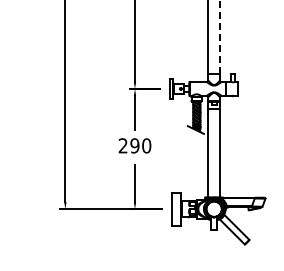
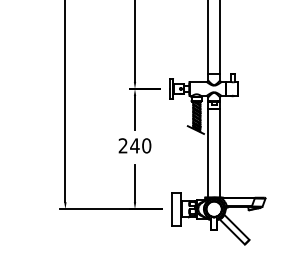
line: dashed -> solid (220, 37)
text: 290 -> 240 (134, 145)
